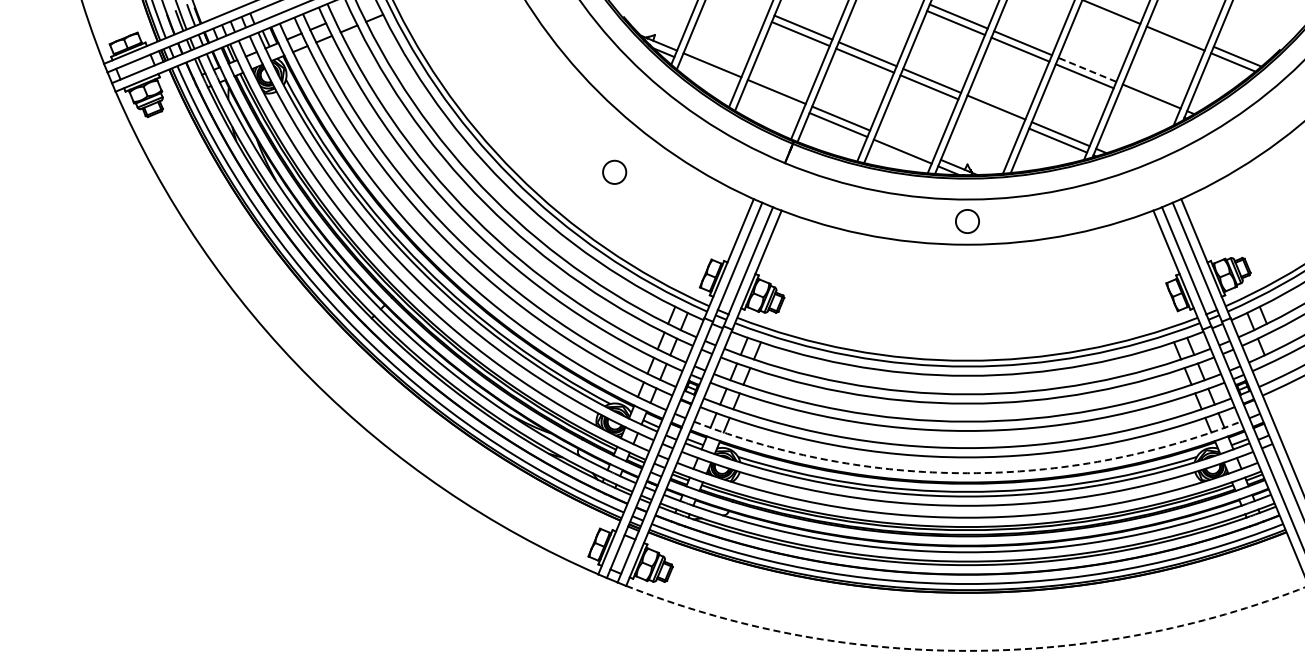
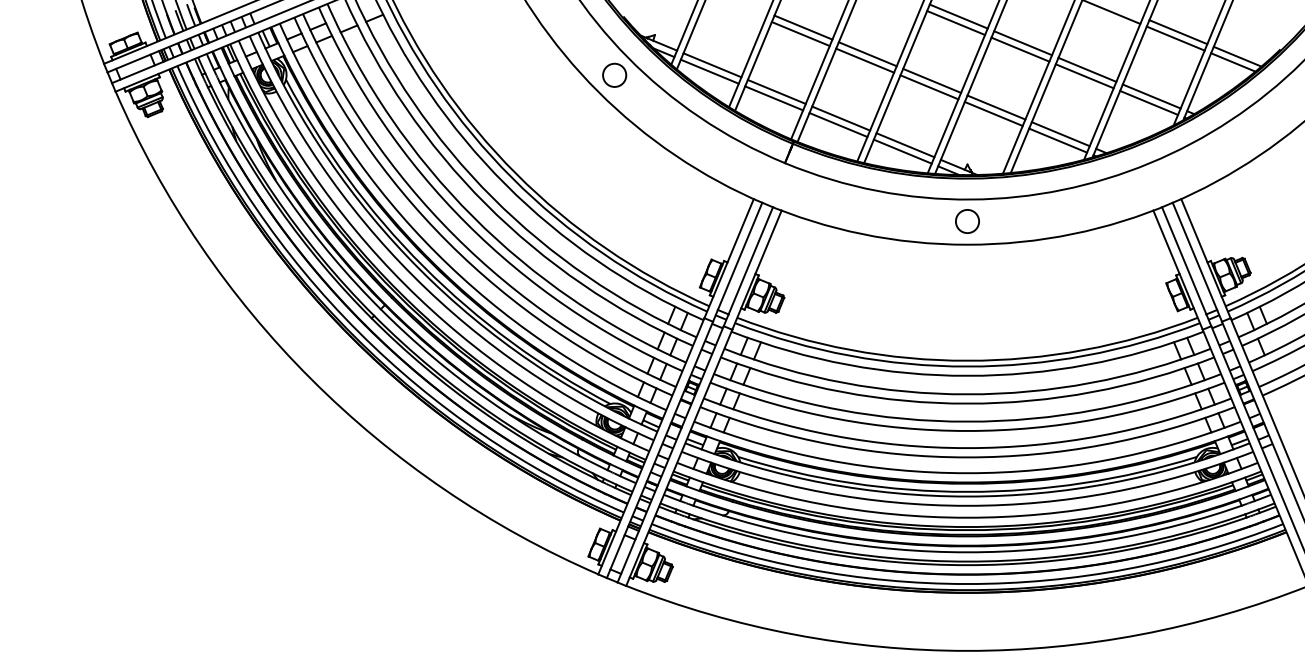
line: none -> present (1178, 32)
line: dashed -> solid (1086, 69)
line: none -> present (709, 71)
line: none -> present (774, 98)
line: none -> present (1149, 102)
line: none -> present (993, 113)
line: none -> present (905, 145)
circle position: (614, 171) -> (614, 74) (614, 74)
arc: dashed -> solid (967, 473)
arc: dashed -> solid (965, 650)
